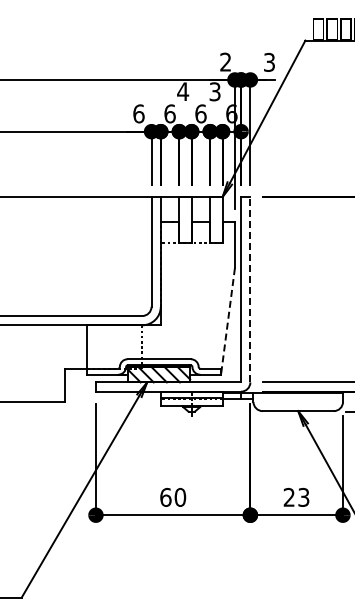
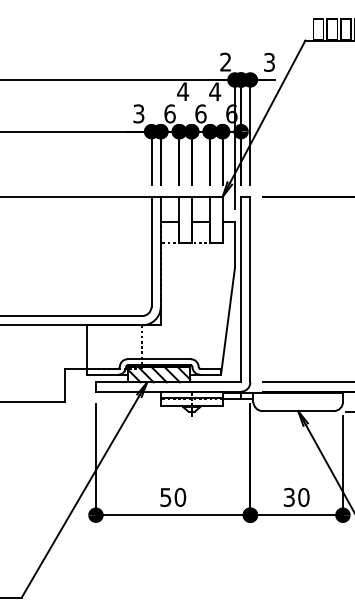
text: 3 -> 4 (215, 91)
text: 6 -> 3 (138, 113)
line: dashed -> solid (250, 289)
line: dashed -> solid (227, 321)
text: 60 -> 50 (165, 496)
text: 23 -> 30 (296, 497)
